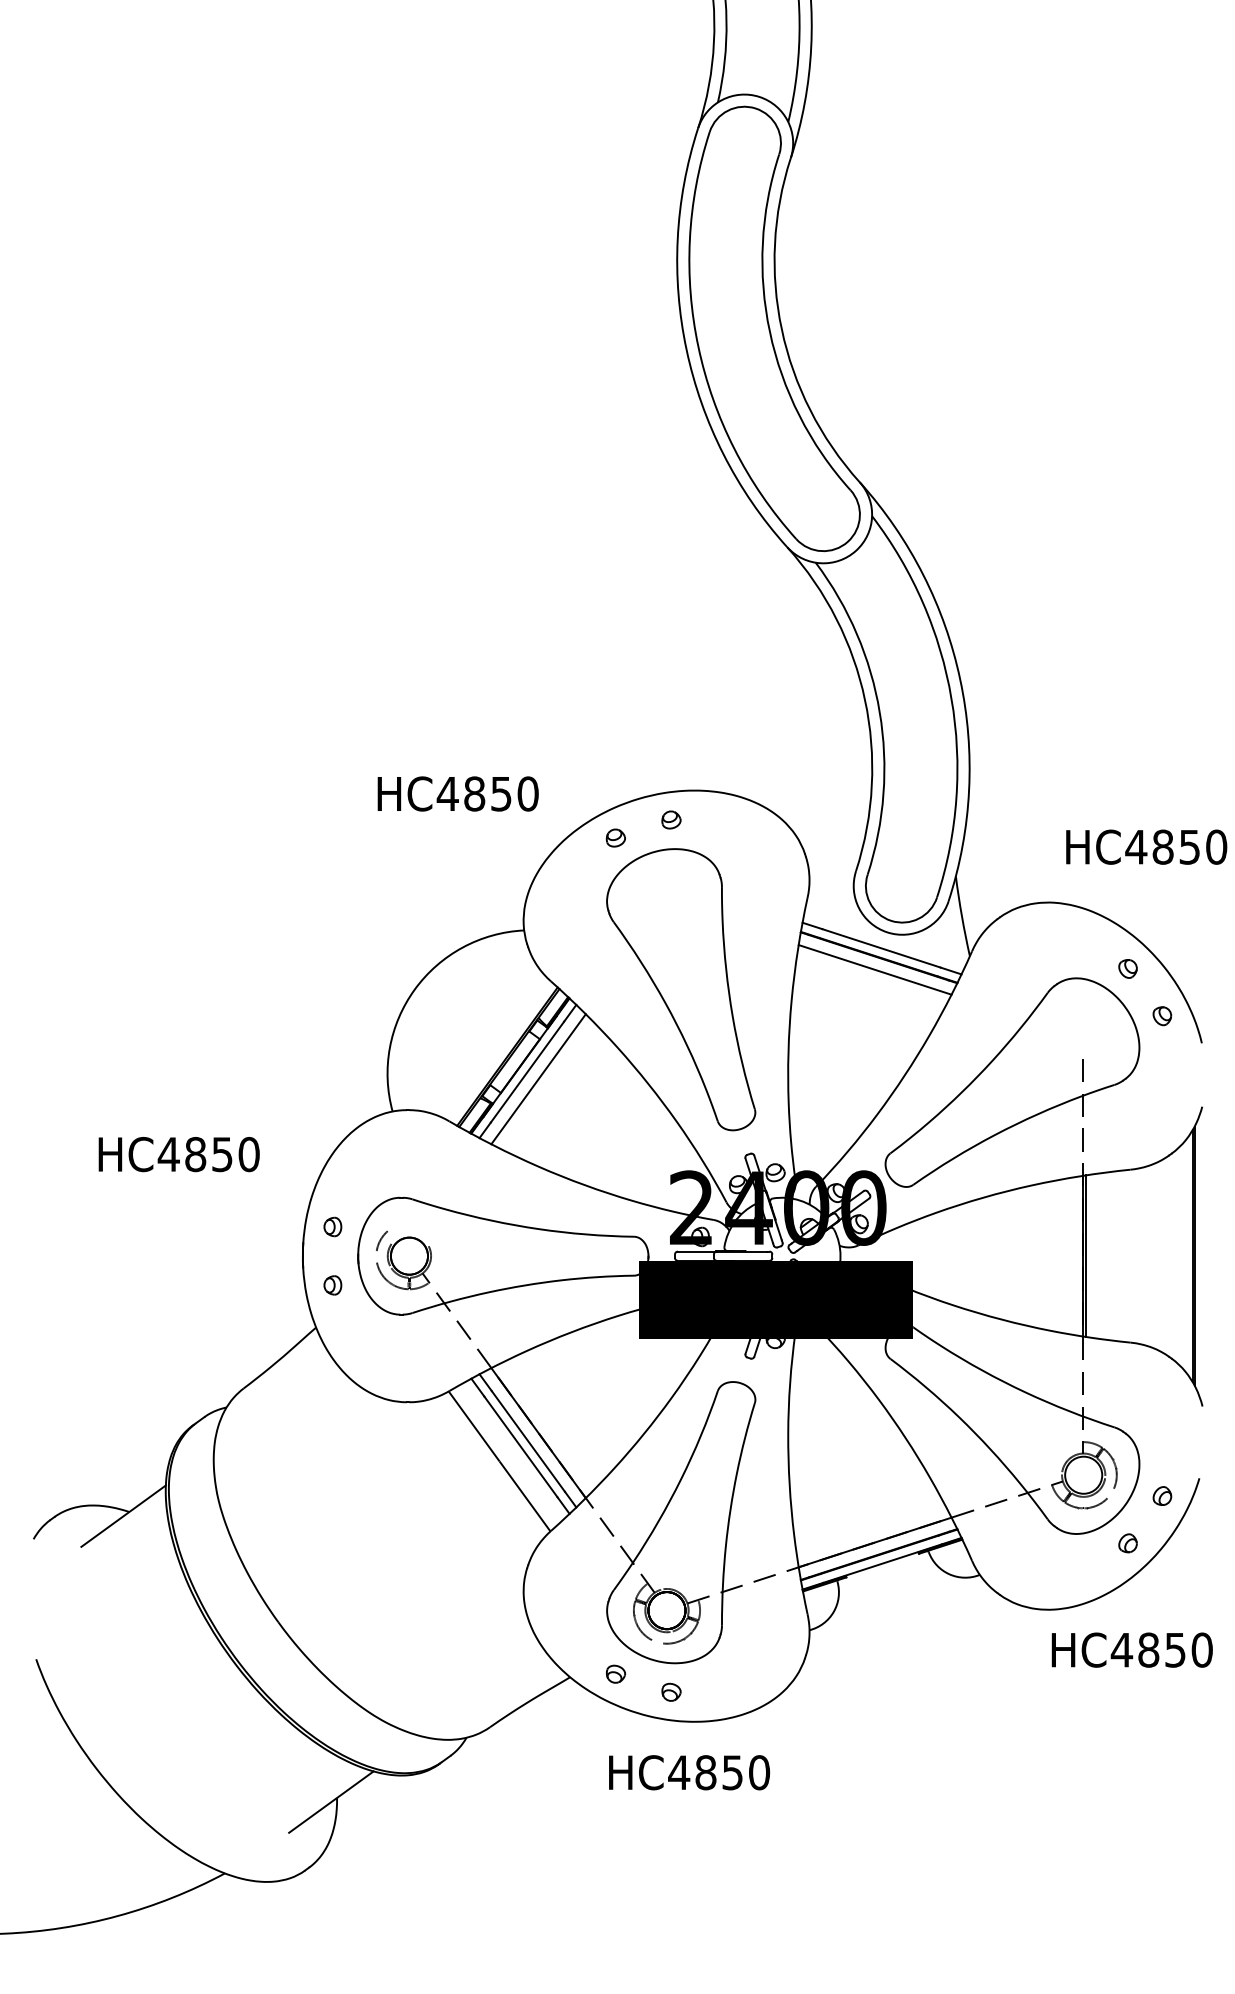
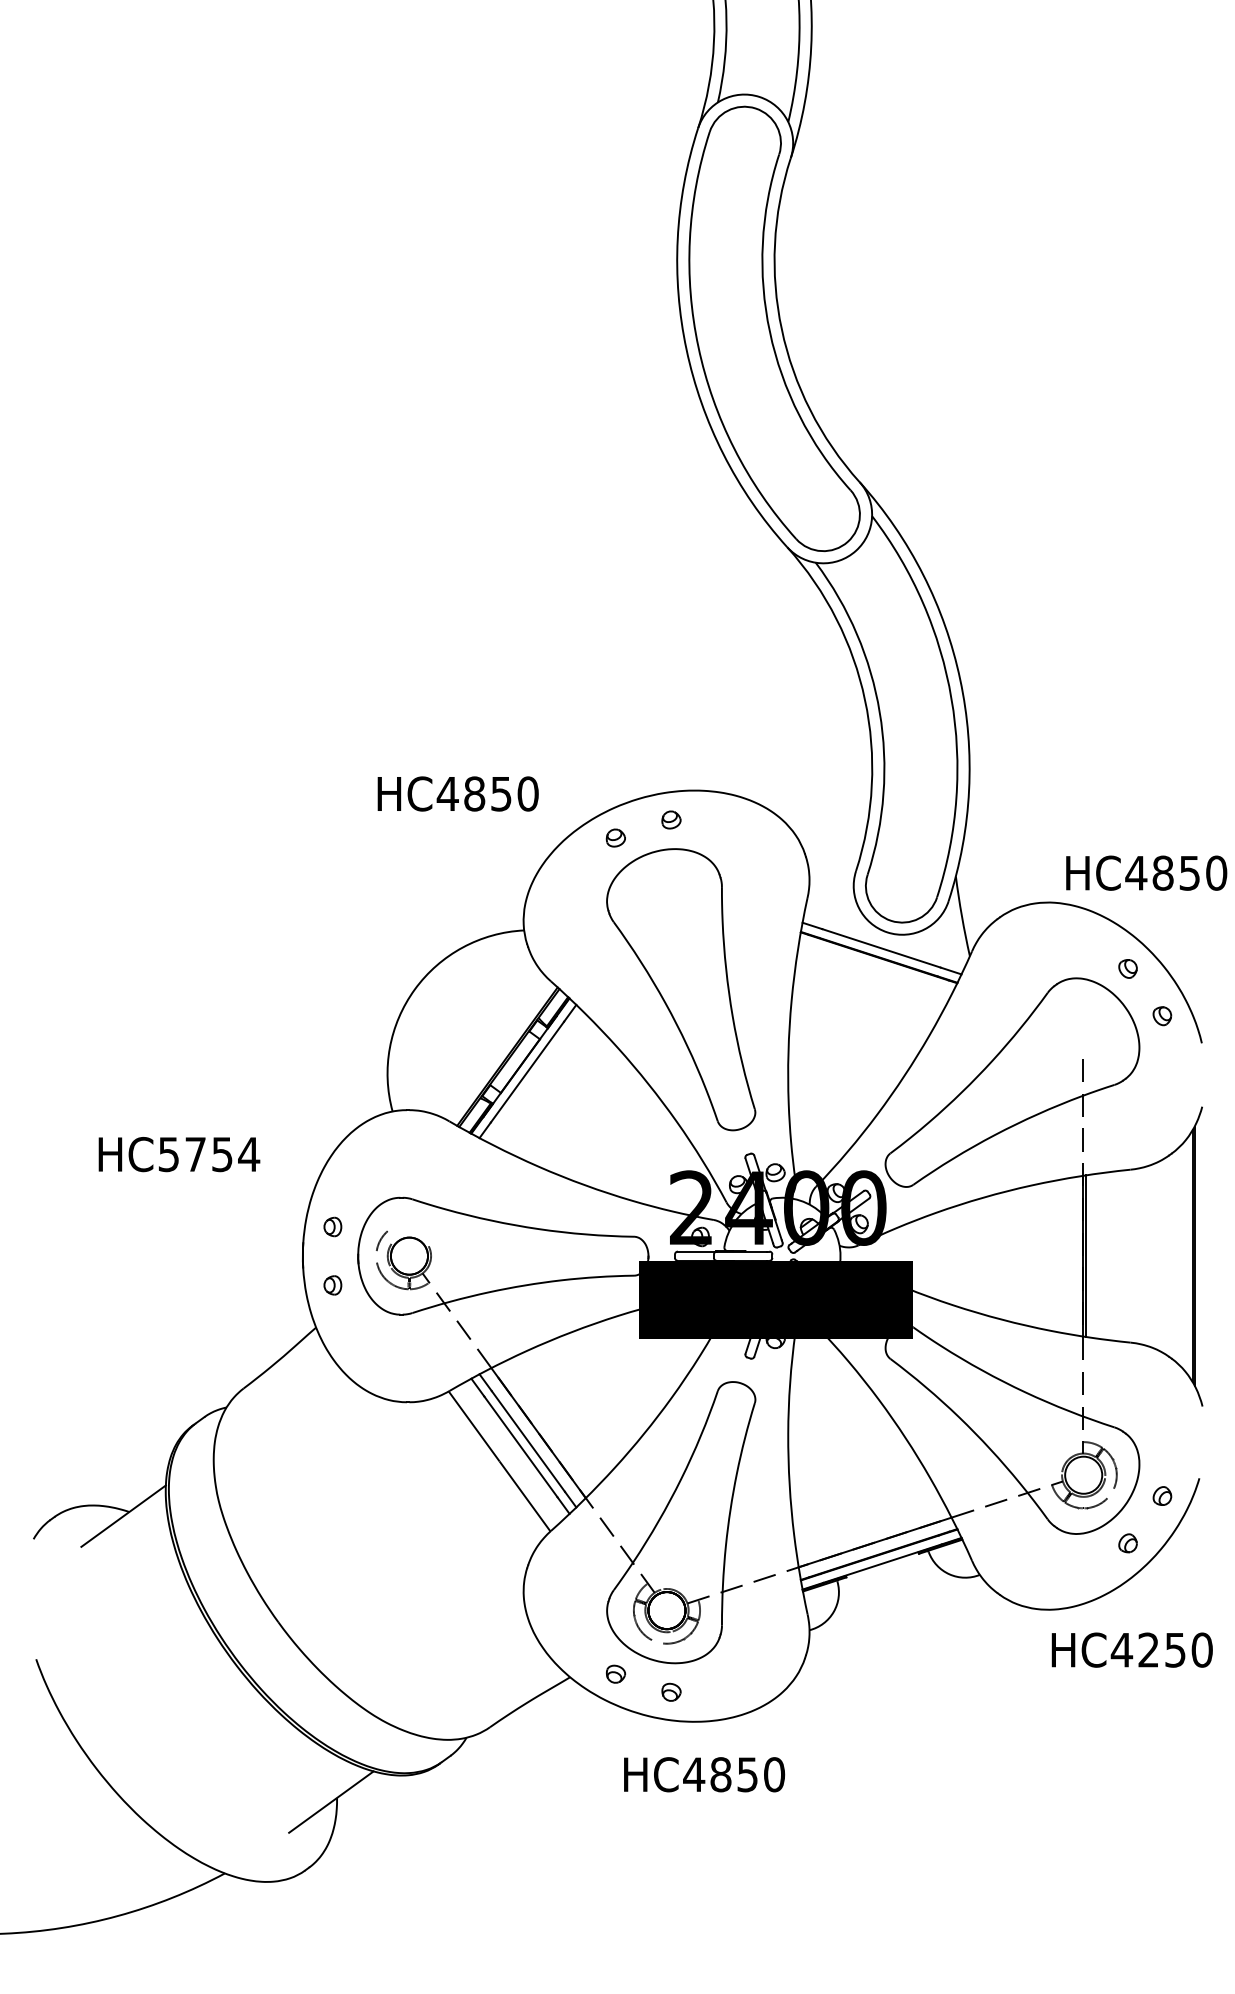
text position: (1146, 846) -> (1146, 872) (1146, 872)
line: present -> none (874, 969)
line: present -> none (538, 1079)
text: HC4850 -> HC5754 (208, 1154)
text: HC4850 -> HC4250 (1148, 1649)
text position: (689, 1772) -> (704, 1774) (704, 1774)
